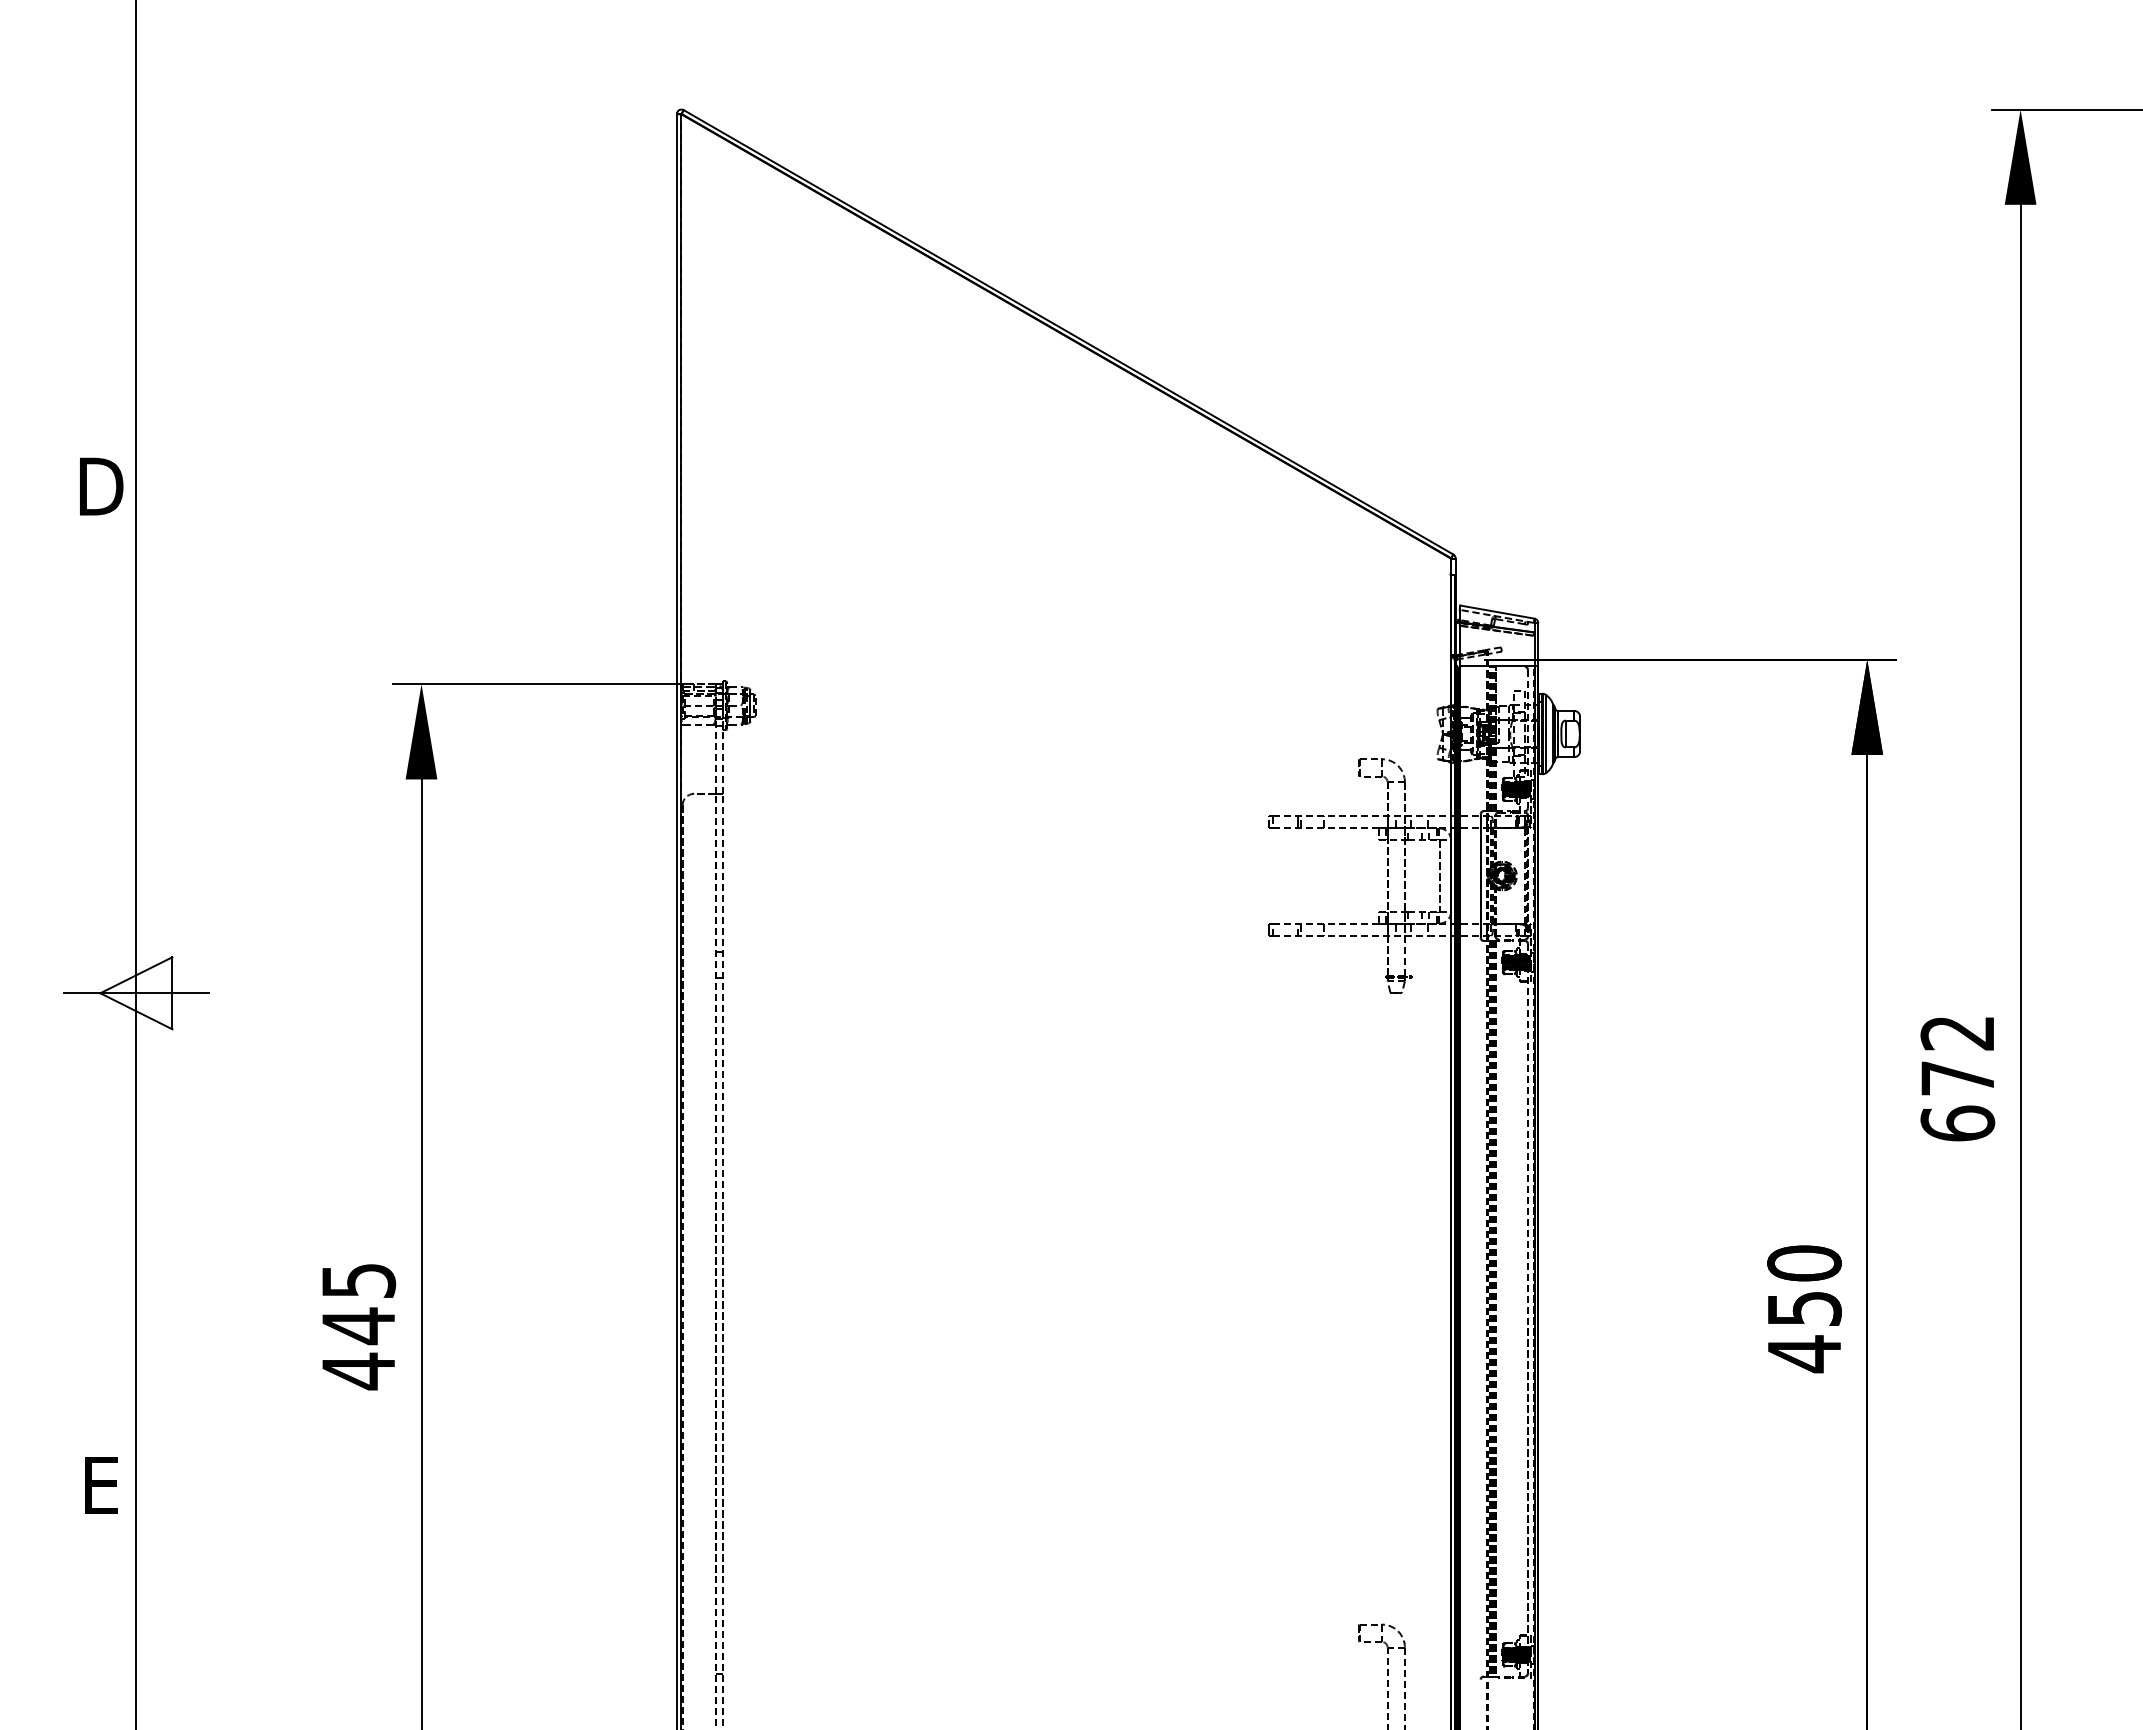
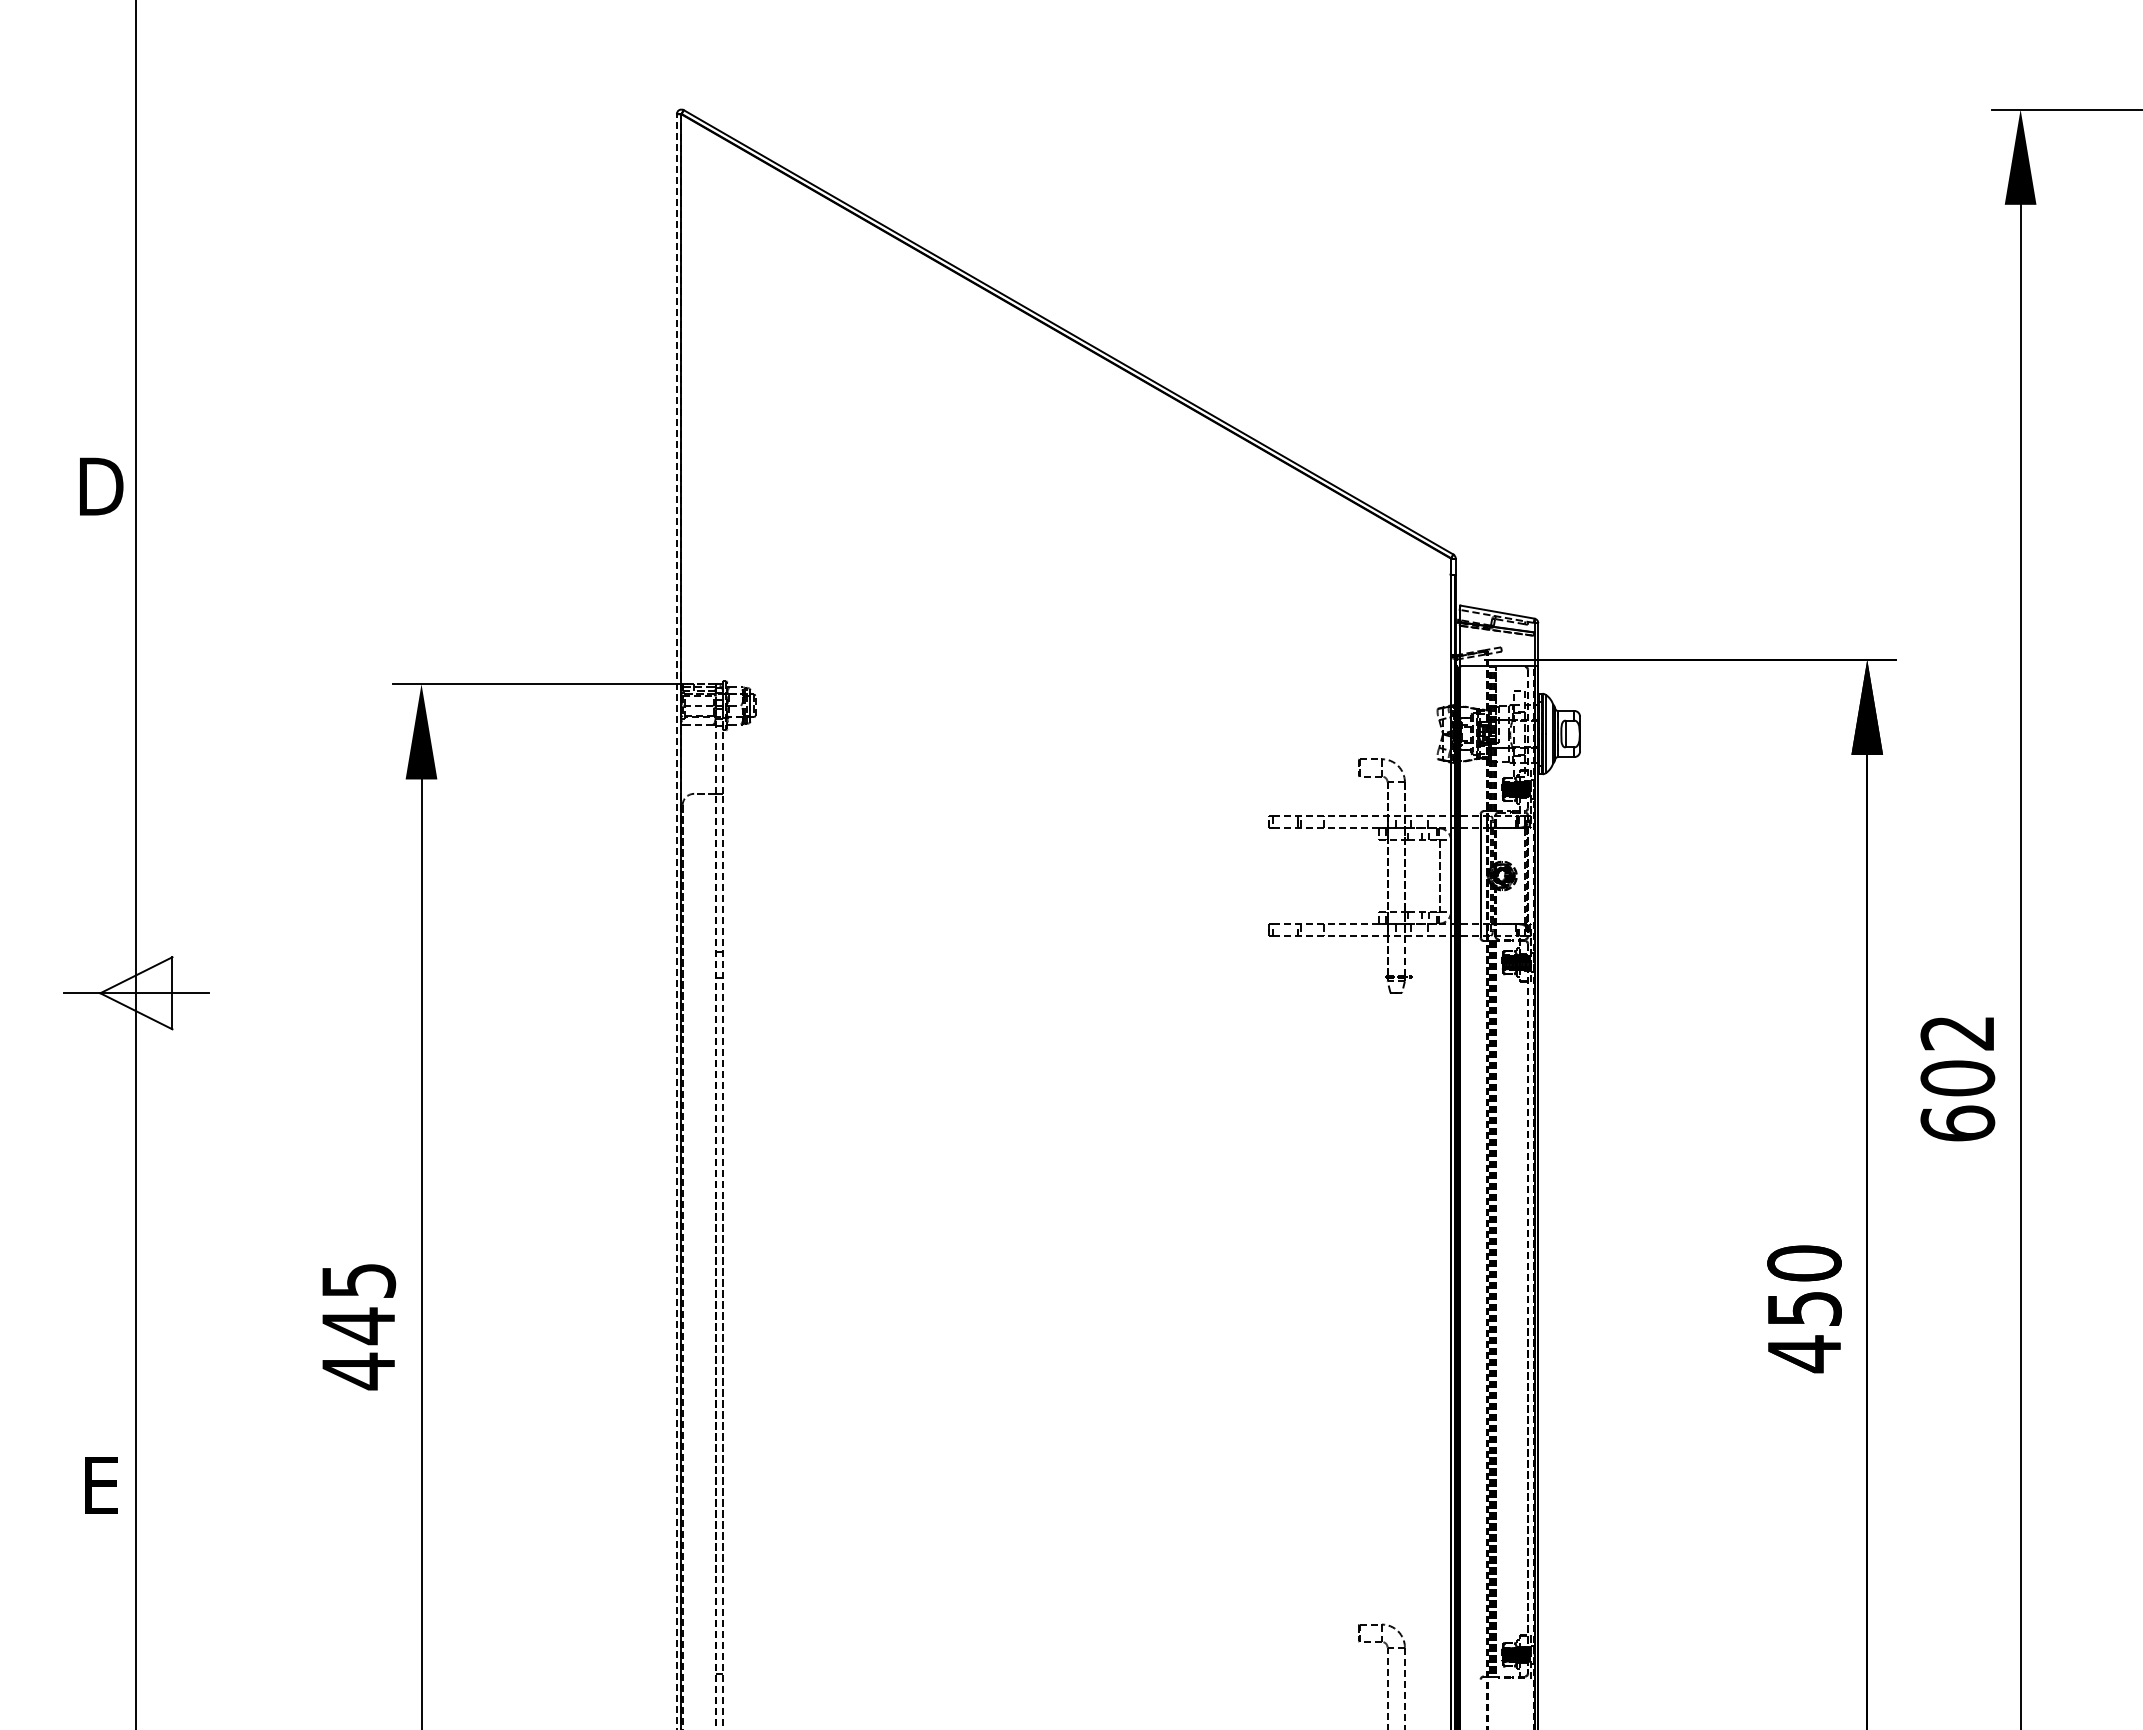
line: solid -> dashed (676, 921)
text: 672 -> 602 (1957, 1078)
